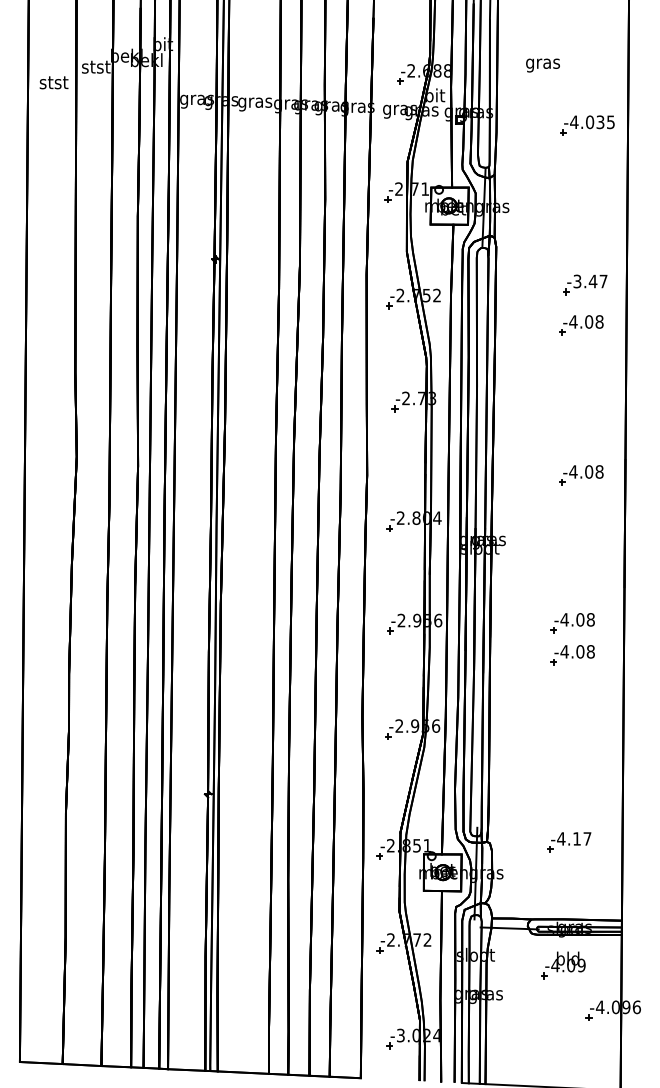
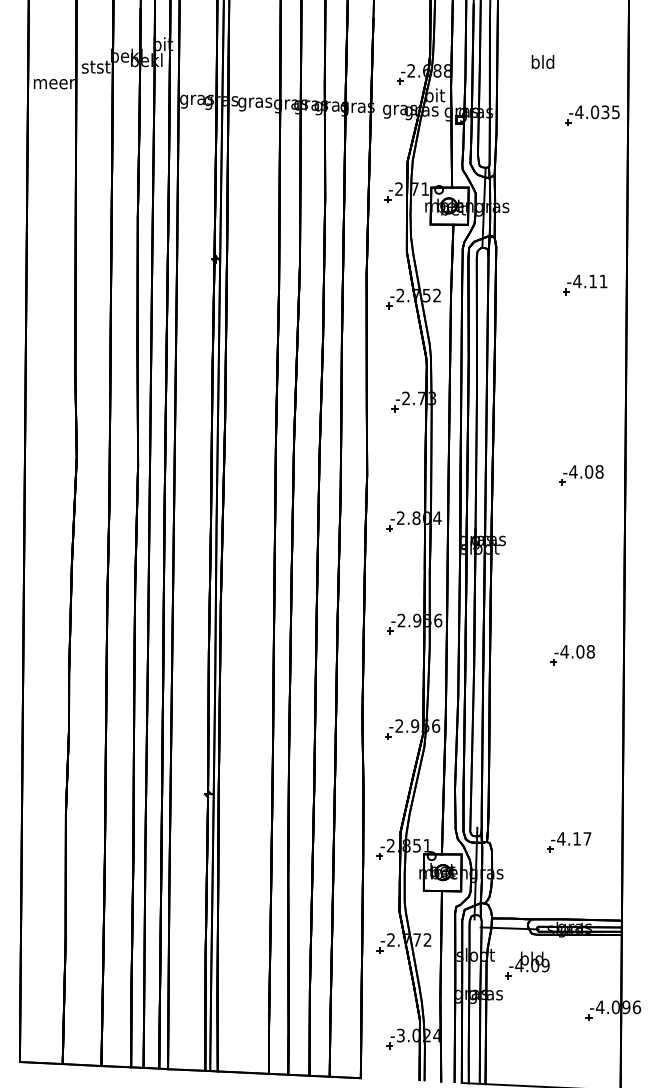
text: gras -> bld (542, 63)
text: stst -> meer (53, 82)
part position: (587, 125) -> (592, 115) (592, 115)
text: -3.47 -> -4.11 (590, 281)
part: present -> none (581, 325)
part: present -> none (572, 623)
part position: (563, 965) -> (527, 965) (527, 965)
